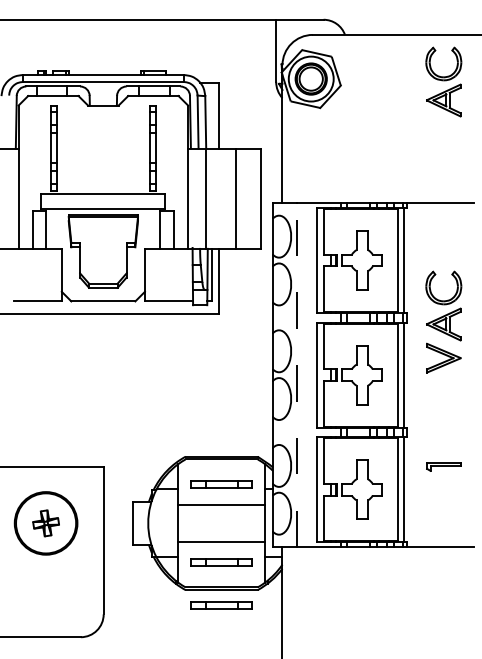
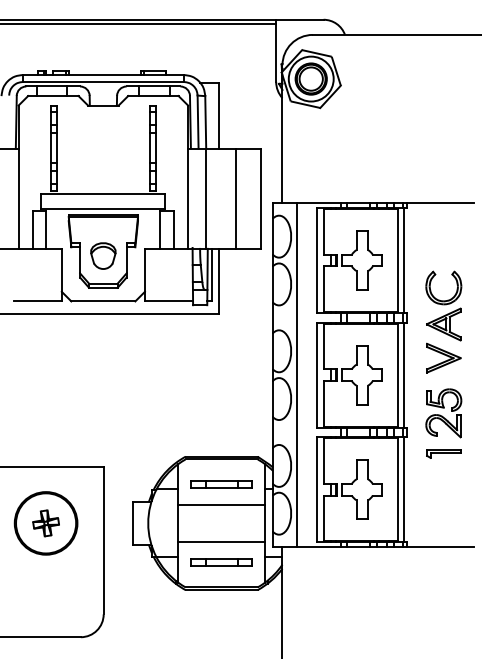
line: none -> present (139, 24)
part: present -> none (443, 81)
part: none -> present (103, 255)
line: dashed -> solid (297, 375)
part: none -> present (443, 413)
part position: (443, 466) -> (443, 453) (443, 453)
part: present -> none (221, 605)
